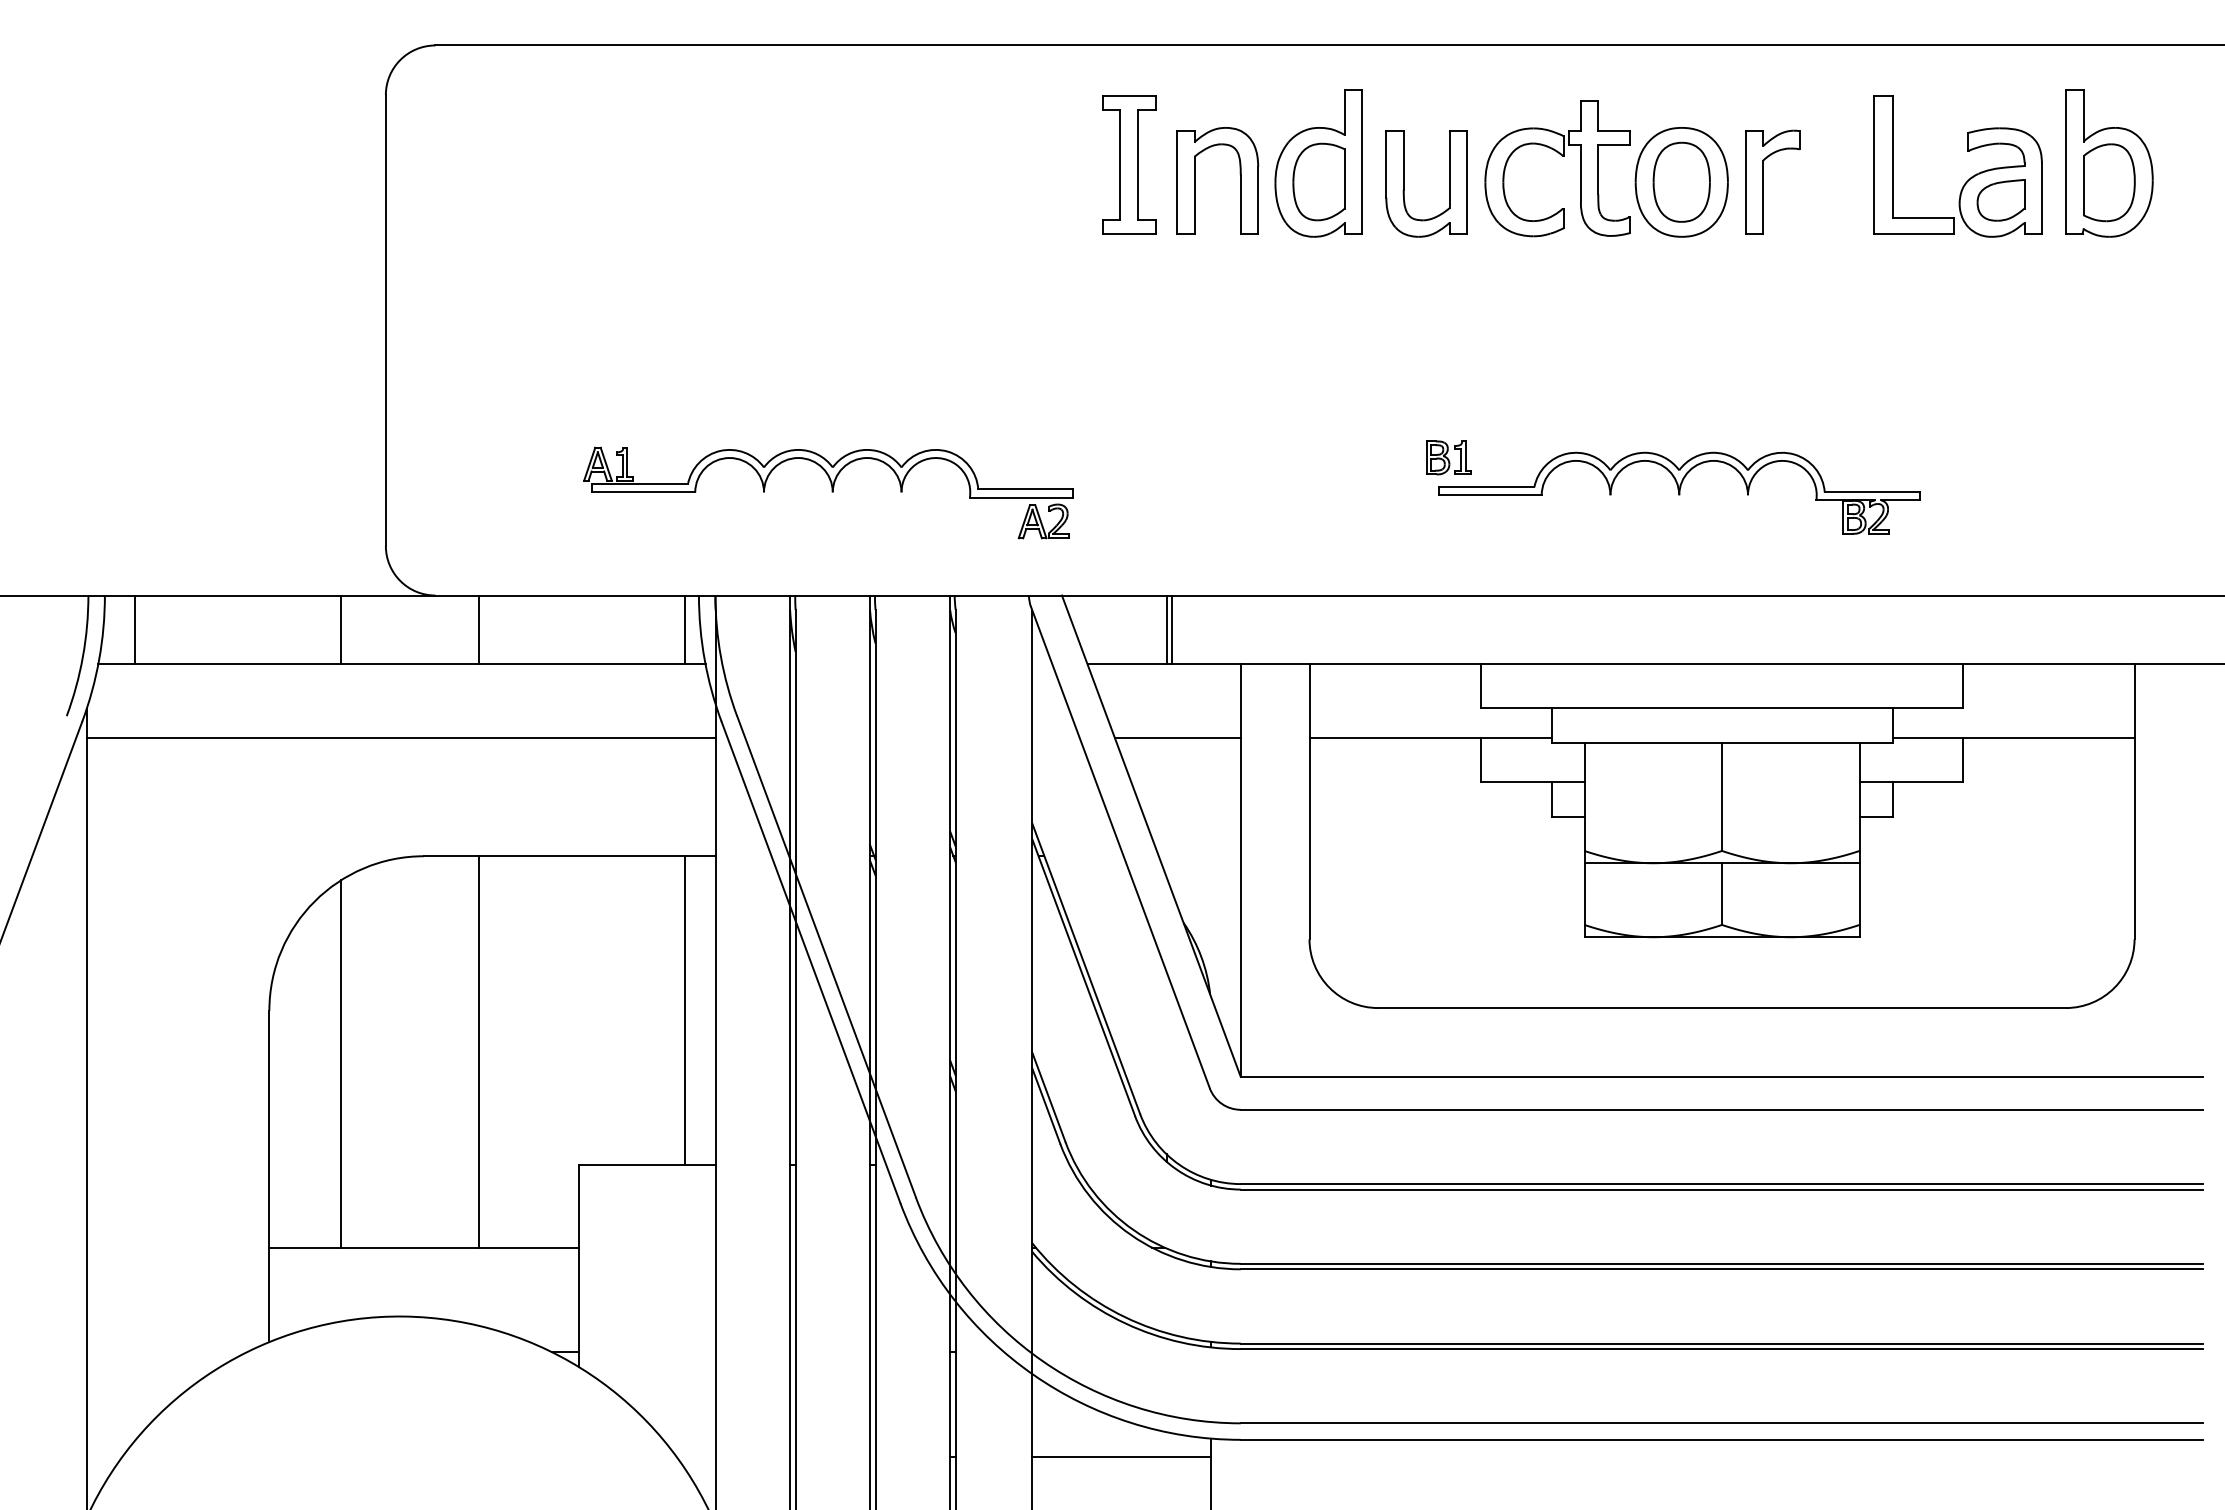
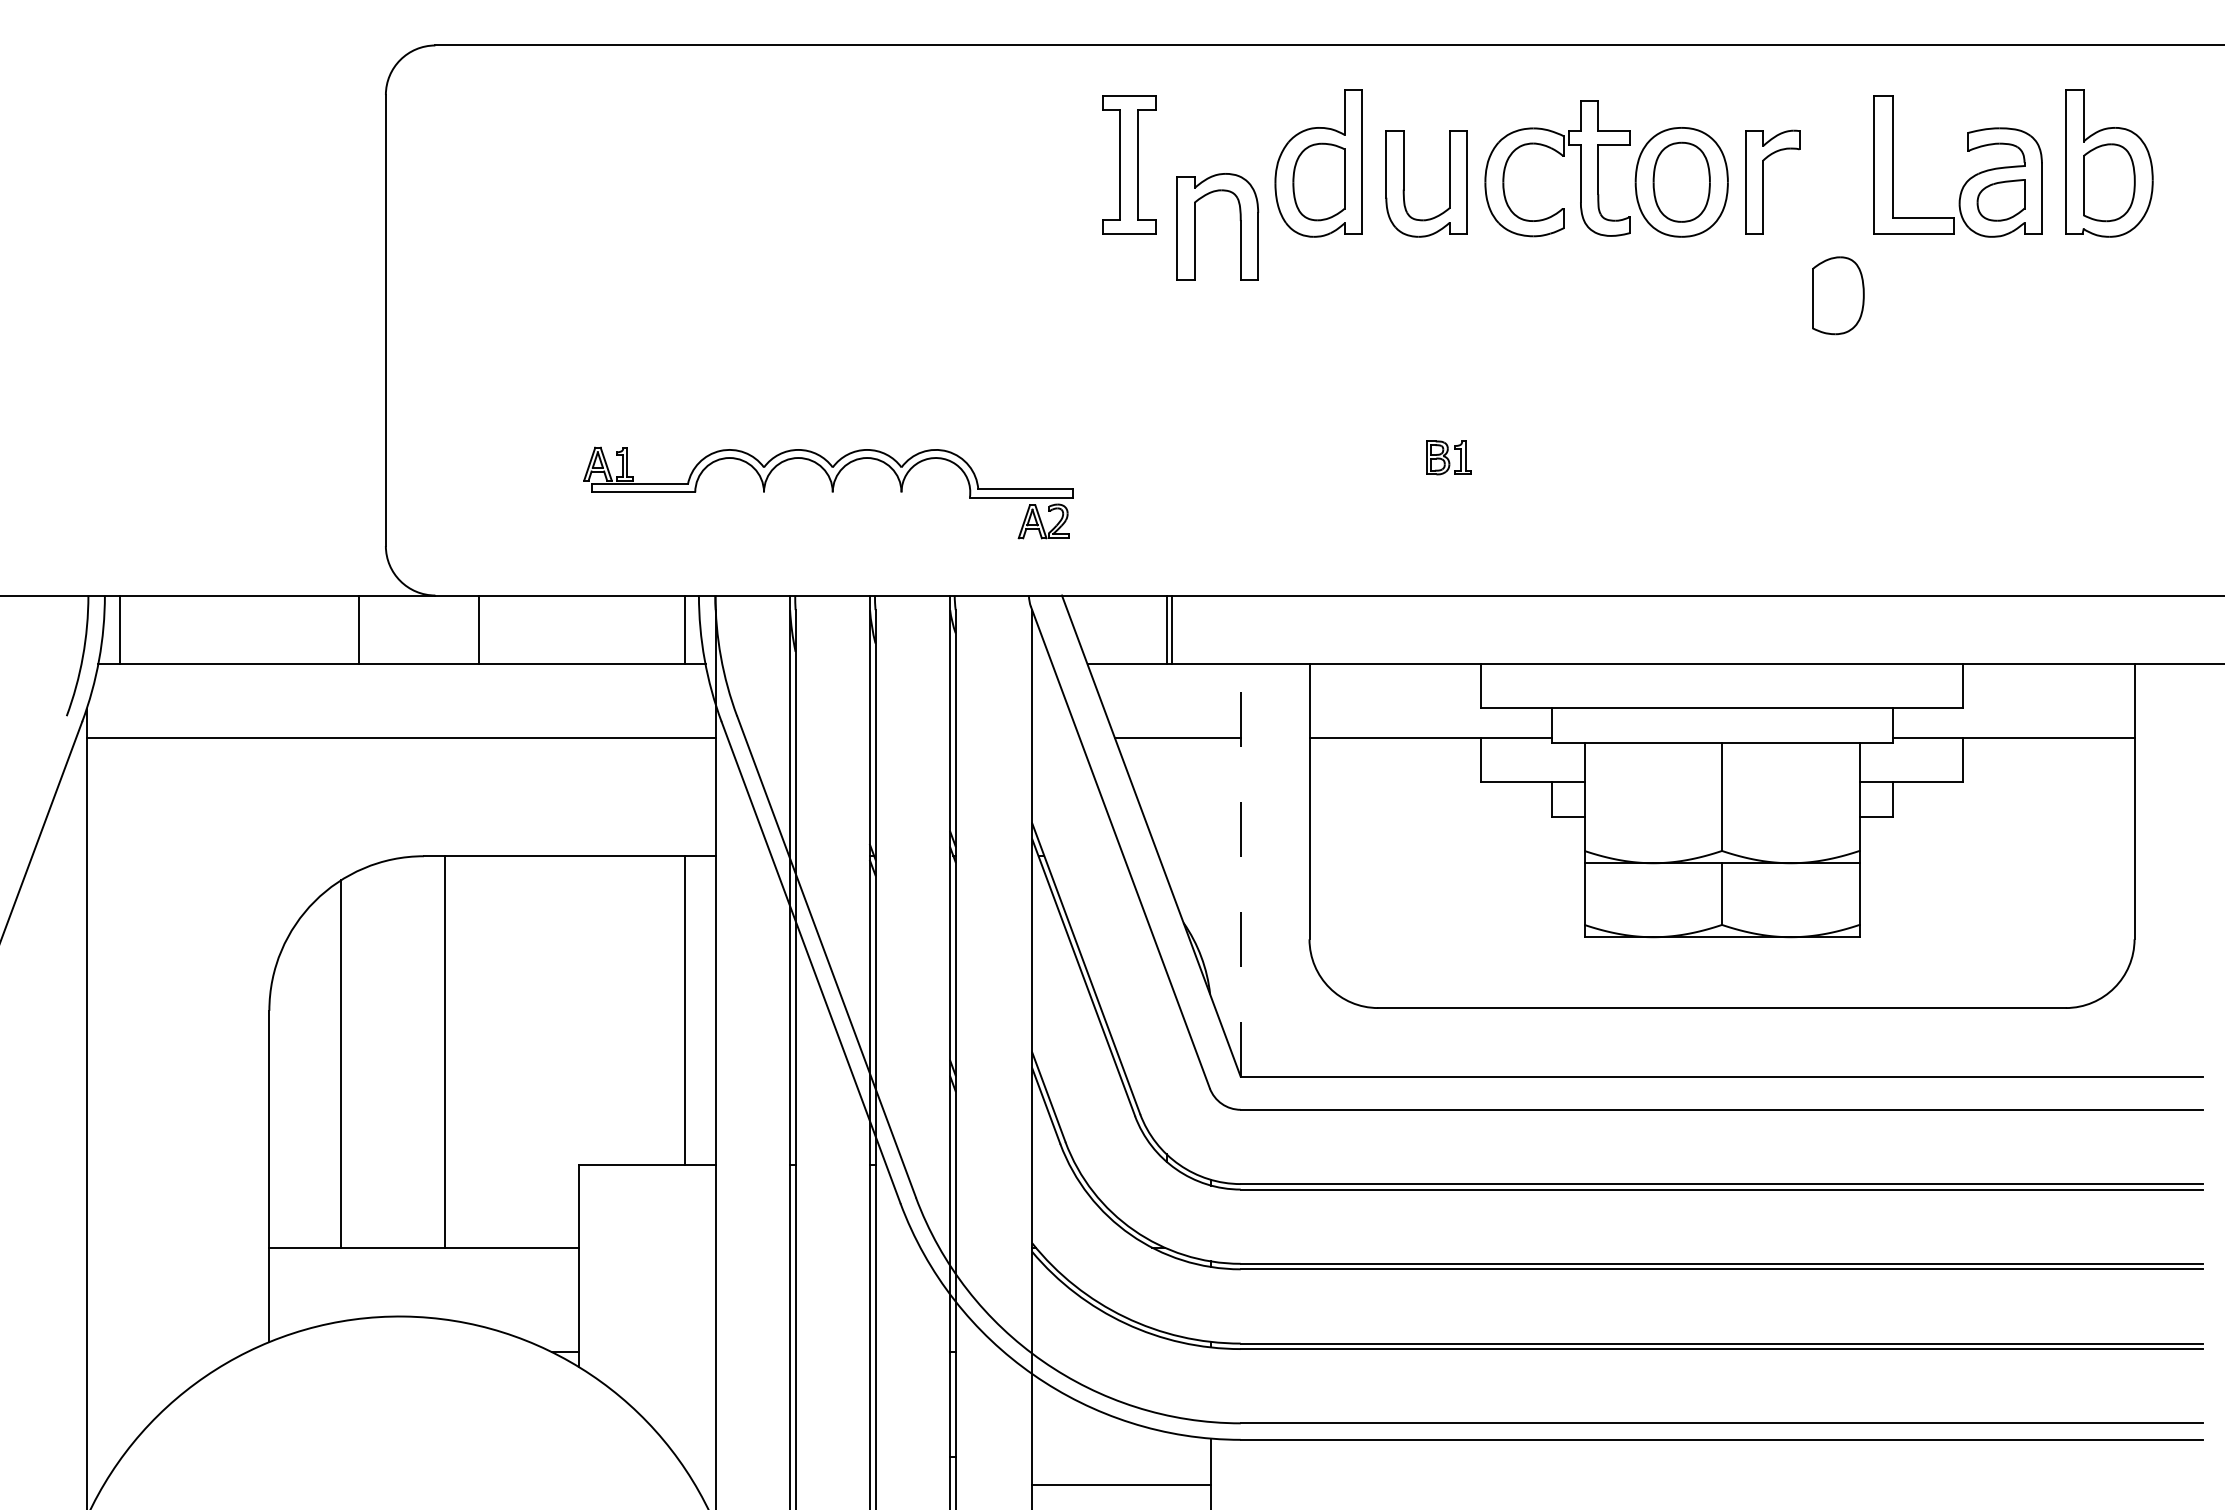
part position: (1195, 180) -> (1195, 226) (1195, 226)
part: none -> present (1838, 295)
part: present -> none (1679, 492)
line position: (135, 629) -> (120, 629) (120, 629)
line position: (341, 629) -> (359, 629) (359, 629)
line: solid -> dashed (1240, 870)
line position: (478, 1051) -> (444, 1051) (444, 1051)
line position: (1121, 1456) -> (1121, 1484) (1121, 1484)
